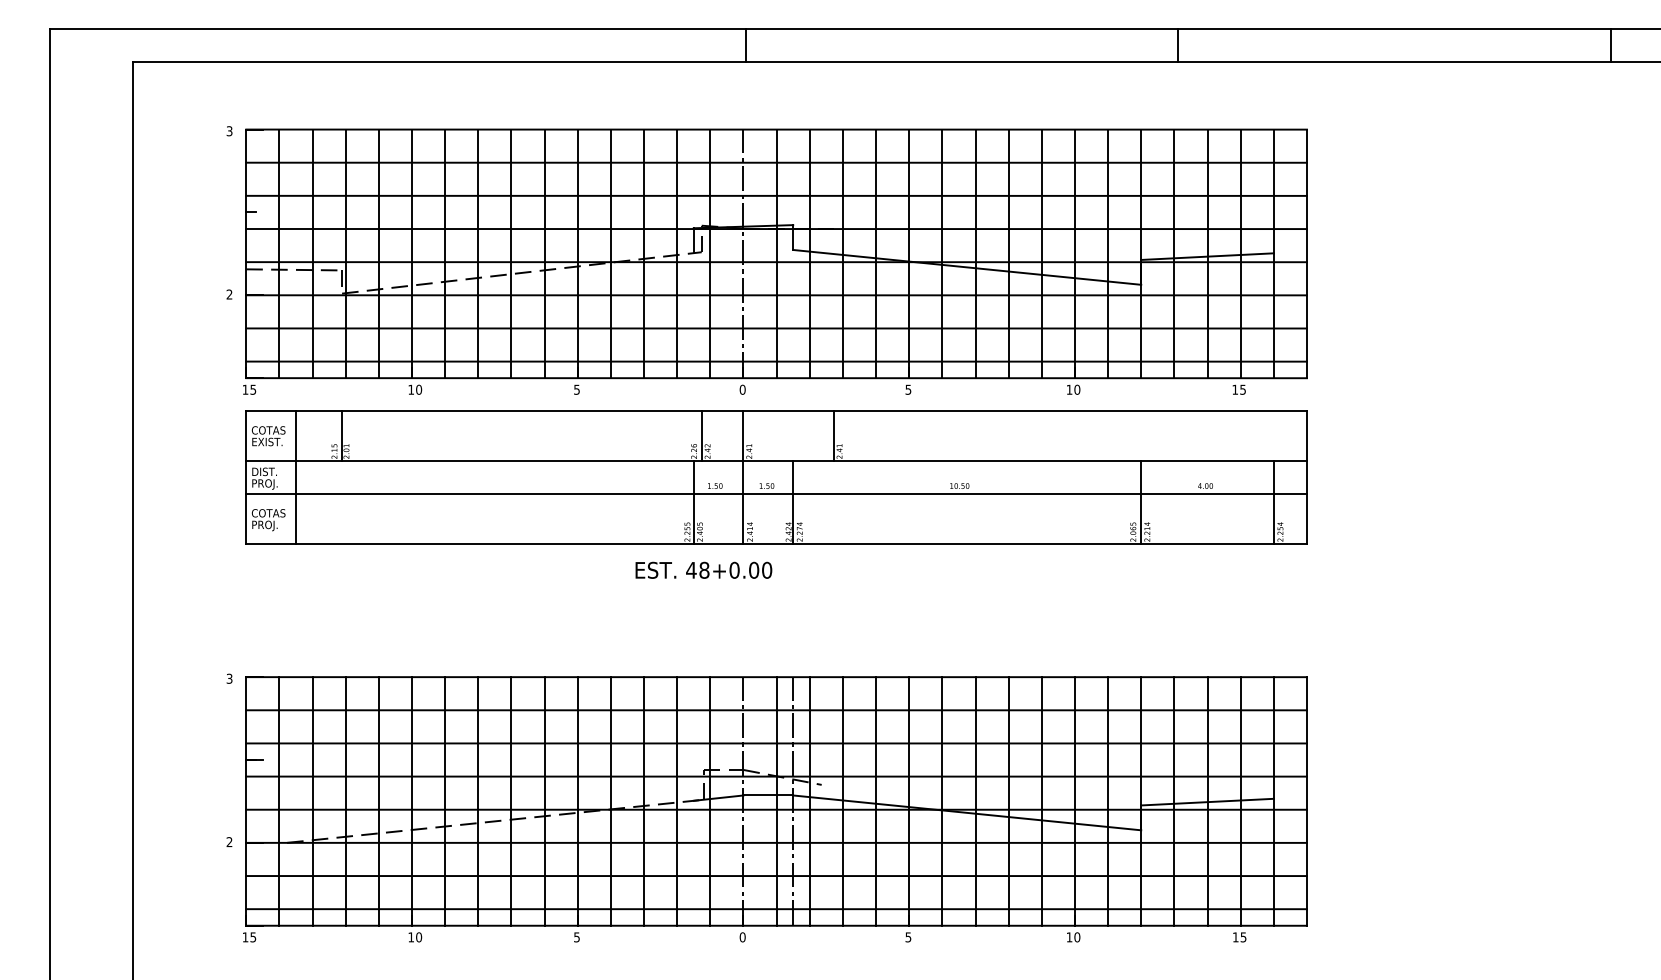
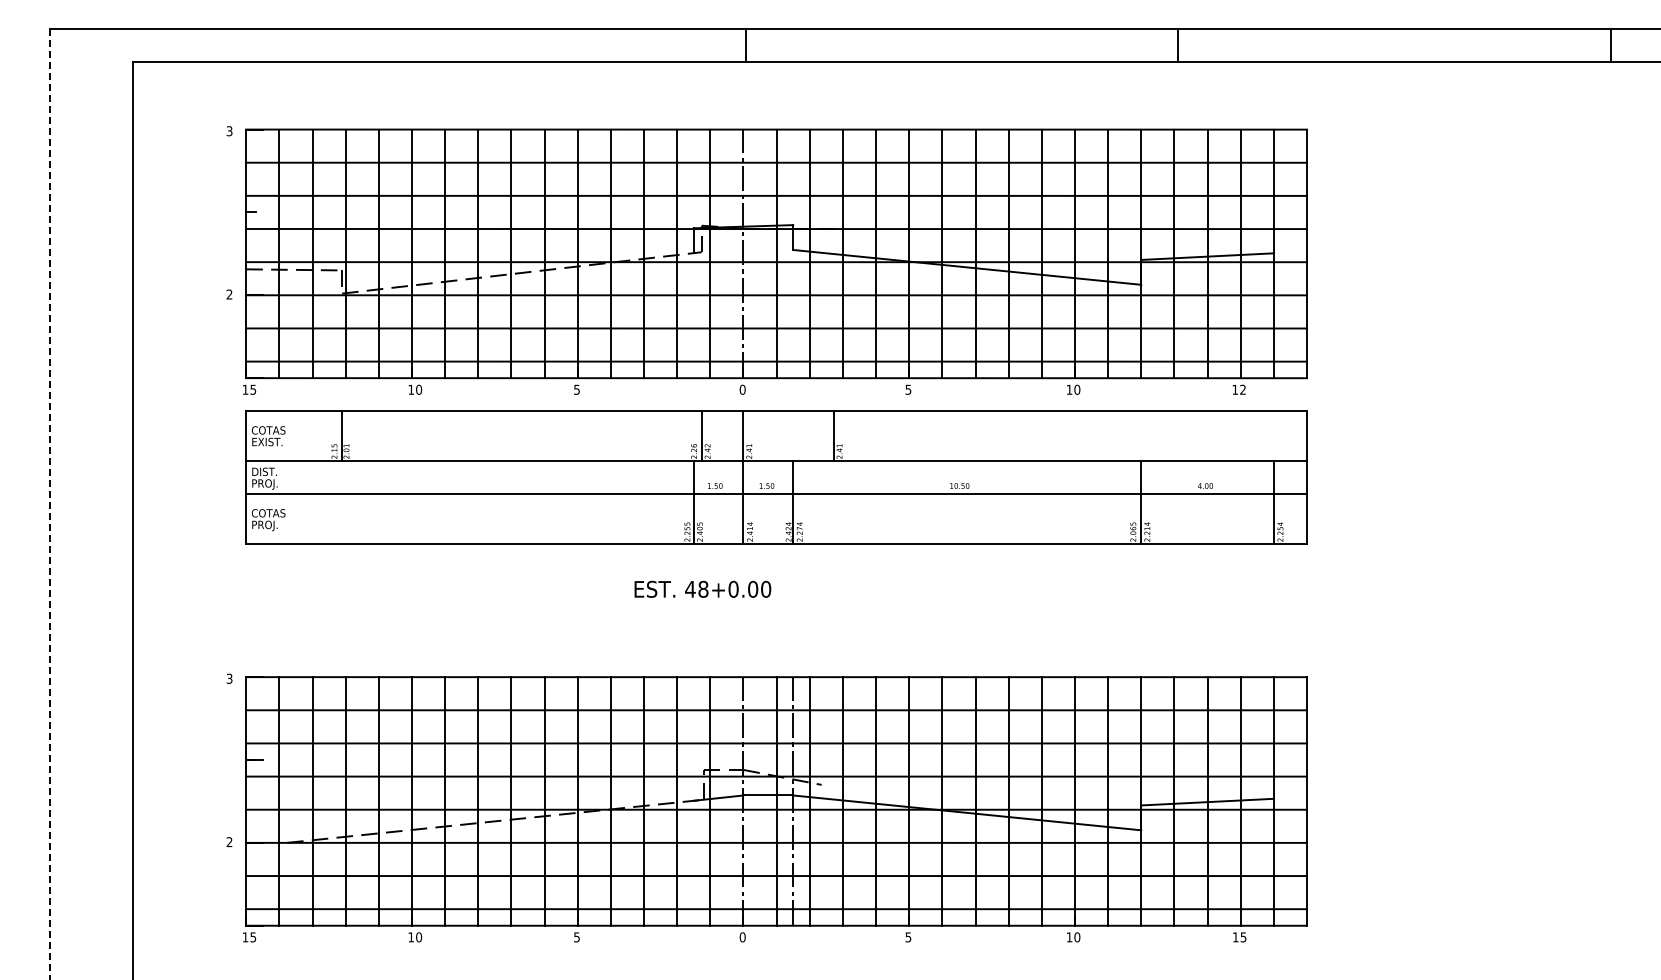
text: 15 -> 12 (1242, 389)
line: present -> none (296, 477)
line: solid -> dashed (49, 504)
text position: (703, 569) -> (702, 588) (702, 588)
